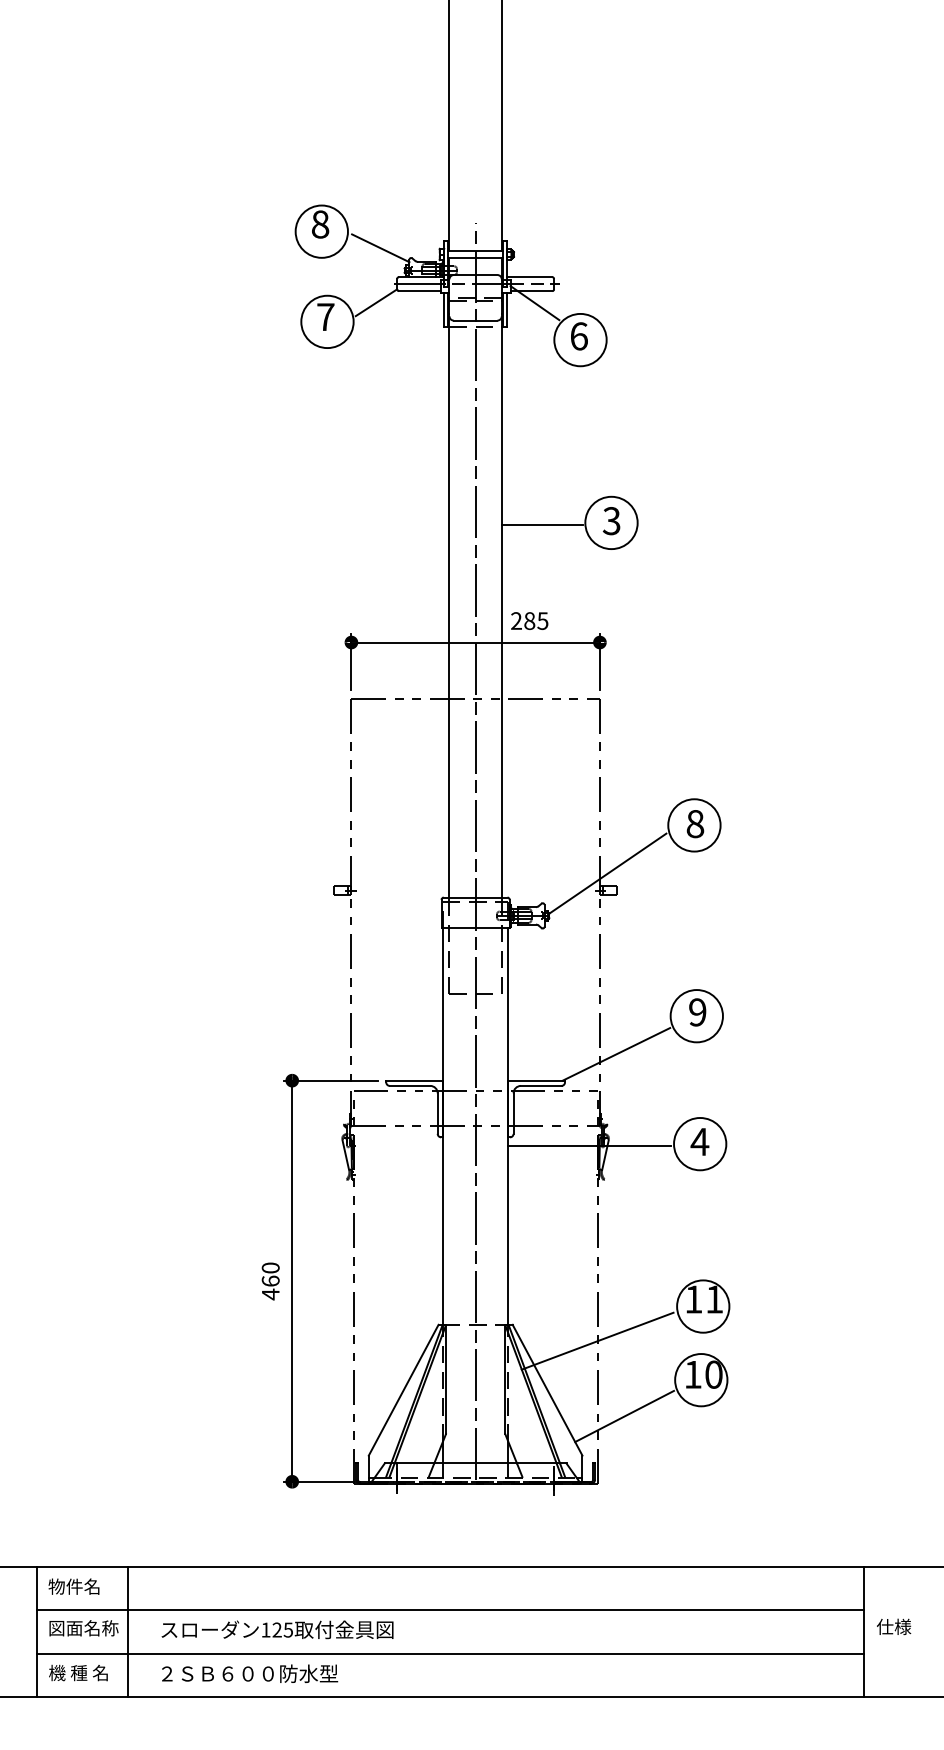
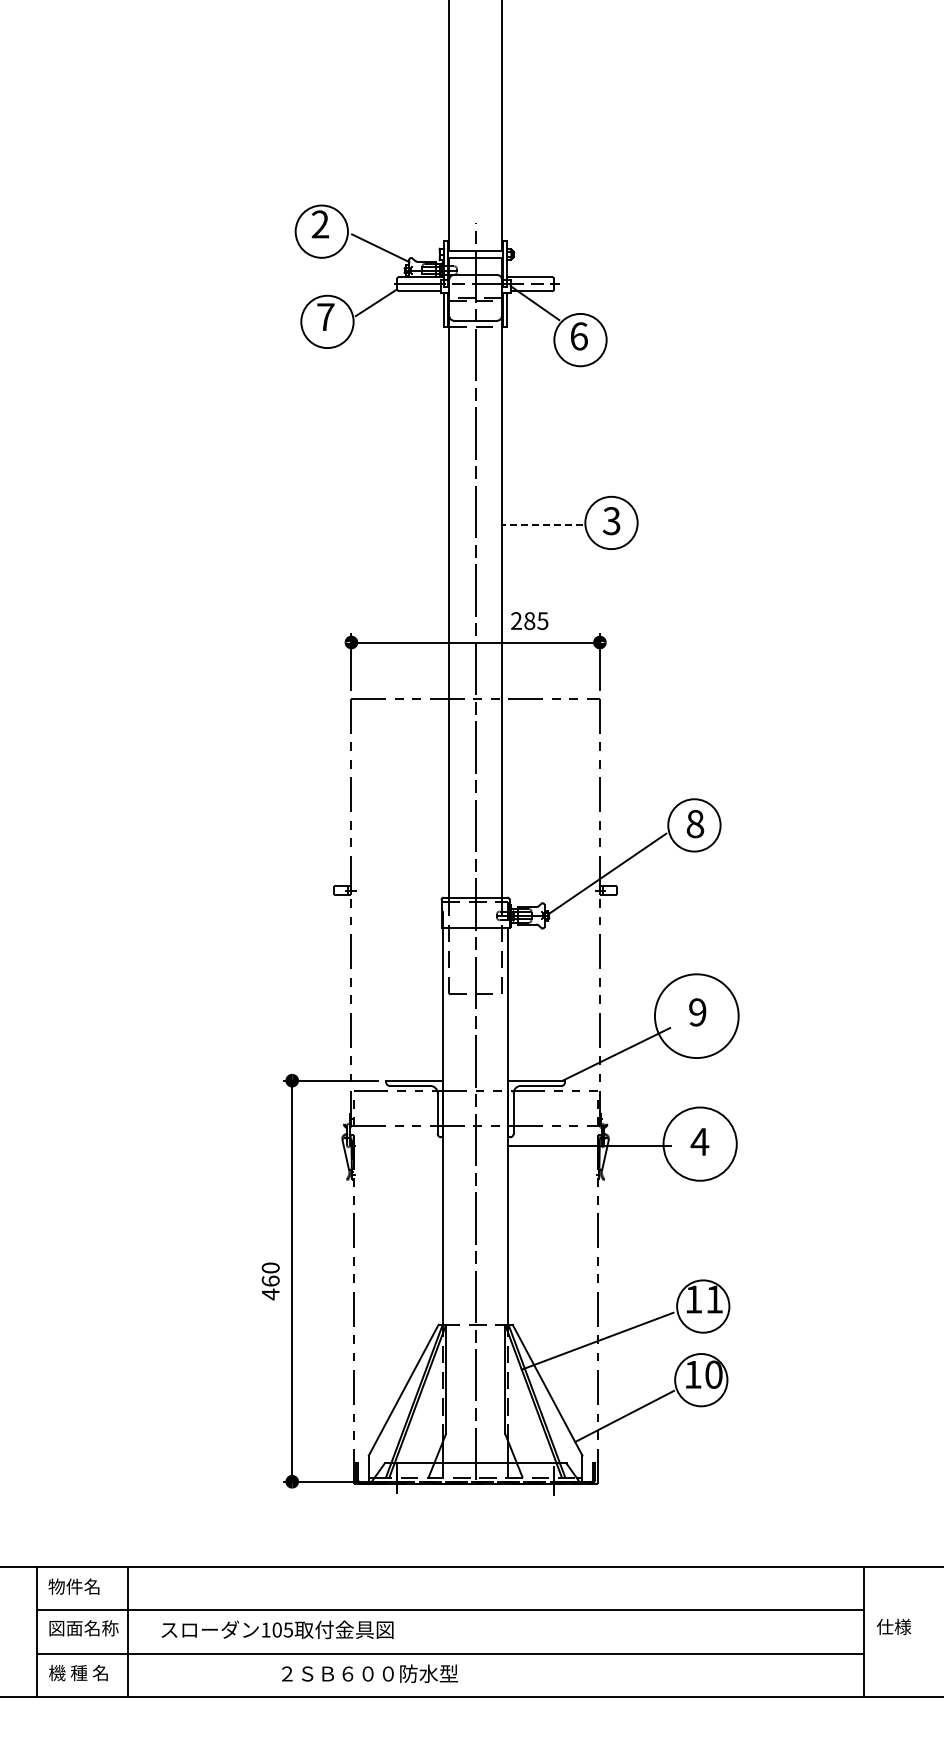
text: 8 -> 2 (320, 224)
line: solid -> dashed (542, 524)
circle diameter: 52 px -> 84 px (696, 1016)
circle diameter: 52 px -> 73 px (699, 1143)
text: 125 -> 105 (276, 1629)
text position: (250, 1673) -> (370, 1673) (370, 1673)
